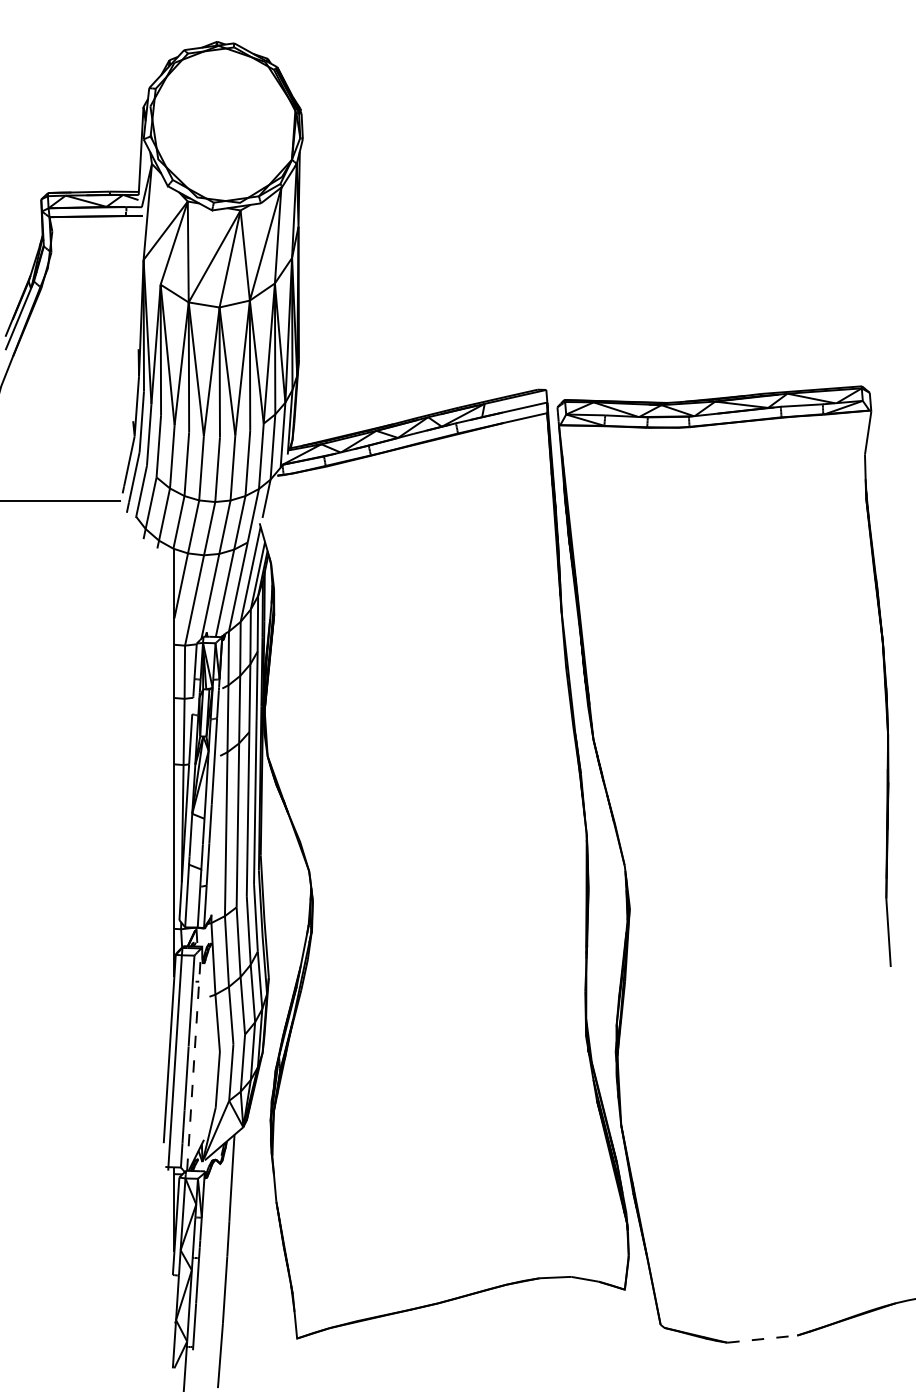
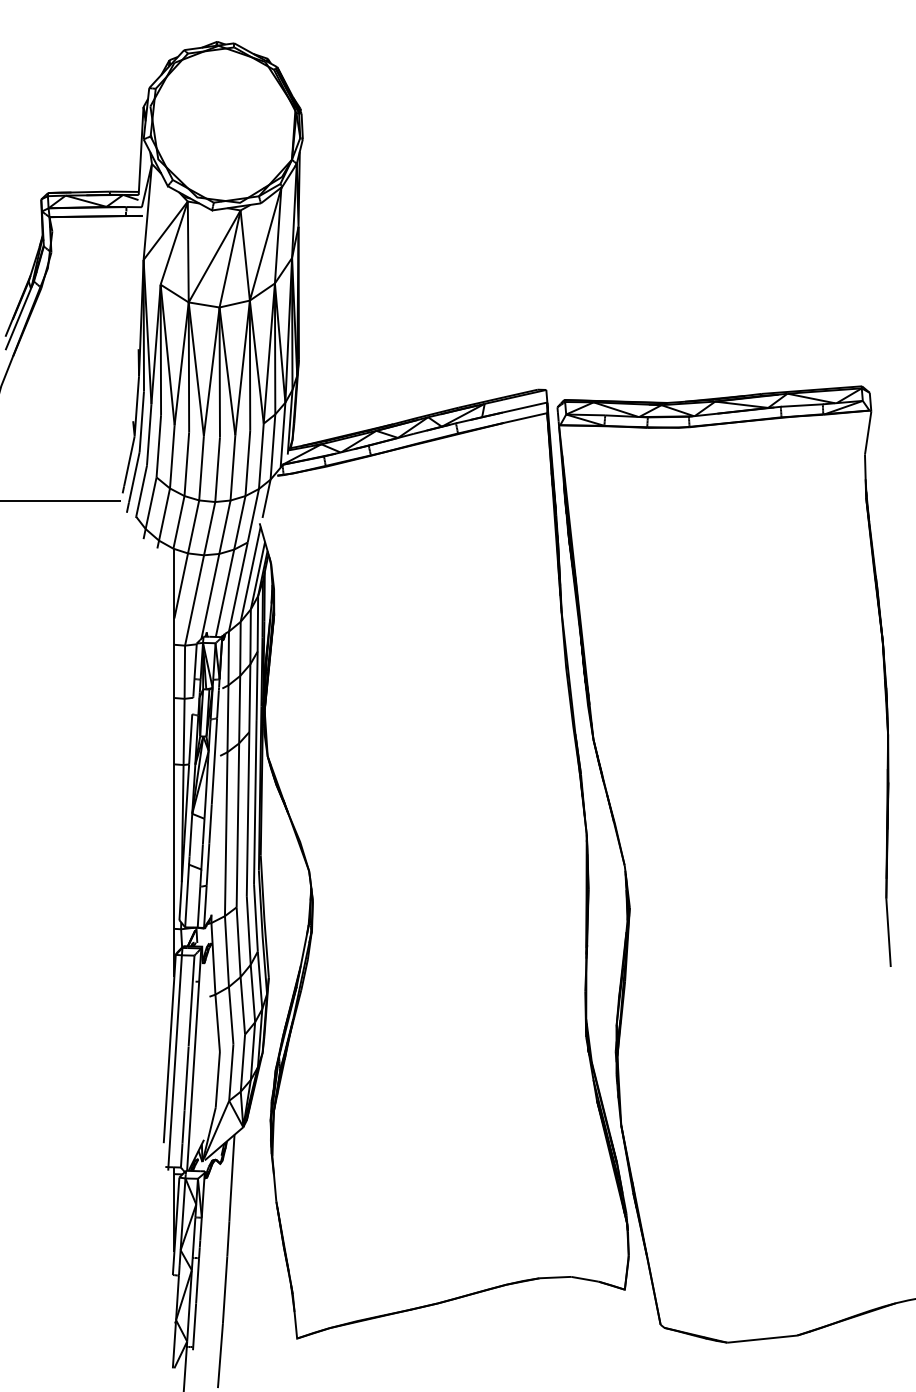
line: dashed -> solid (194, 1058)
line: dashed -> solid (762, 1339)
